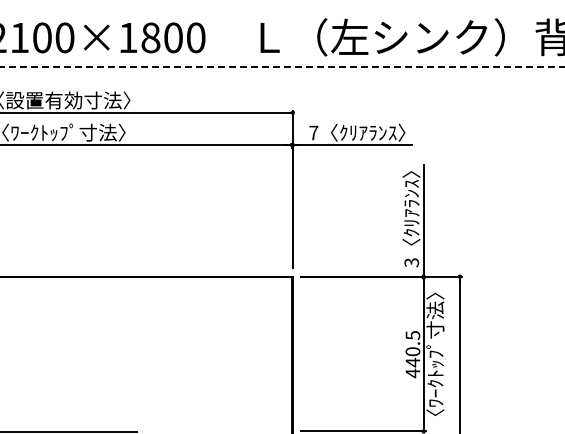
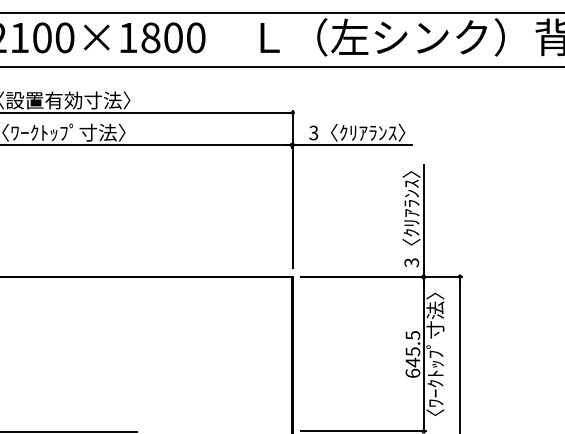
line: none -> present (281, 13)
line: dashed -> solid (282, 67)
text: 7 -> 3 (313, 132)
text: 440.5 -> 645.5 (412, 362)
